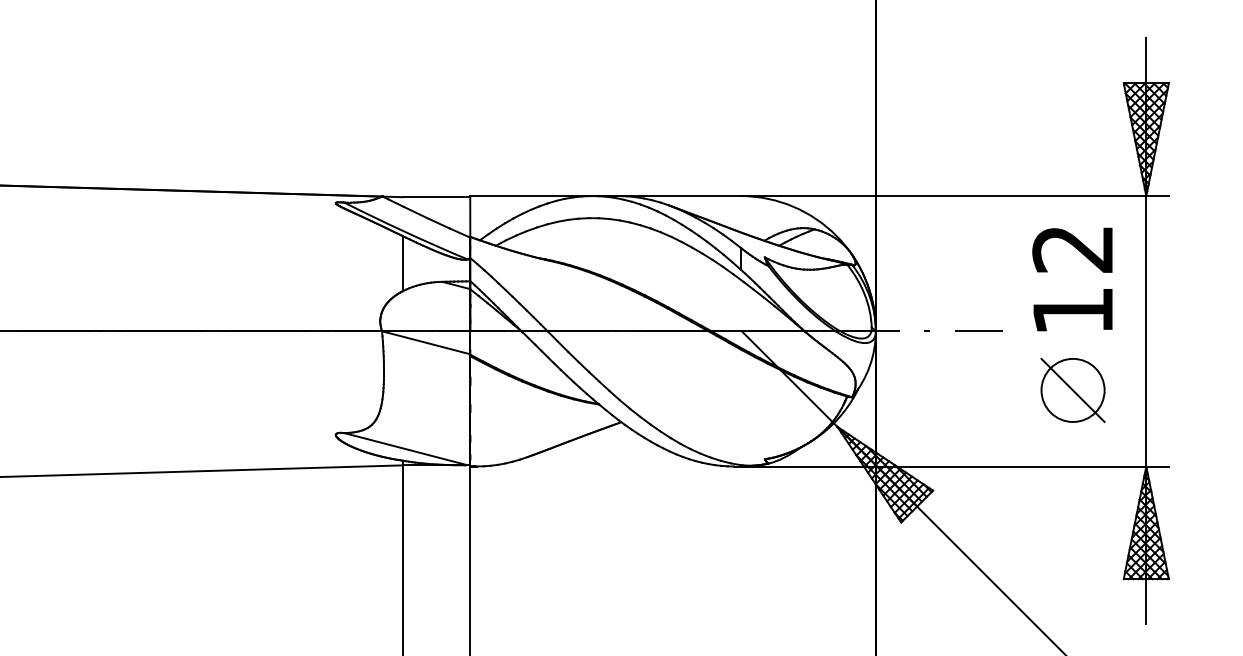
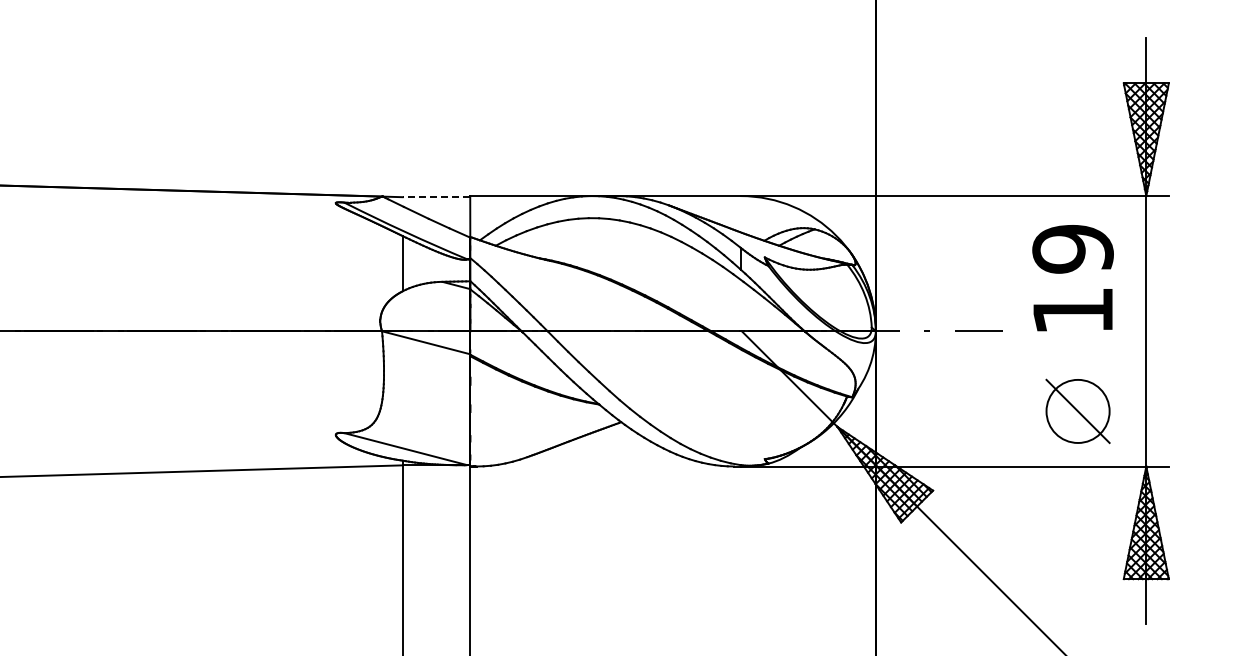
line: solid -> dashed (436, 197)
text: 12 -> 19 (1072, 249)
part position: (1072, 390) -> (1077, 411) (1077, 411)
